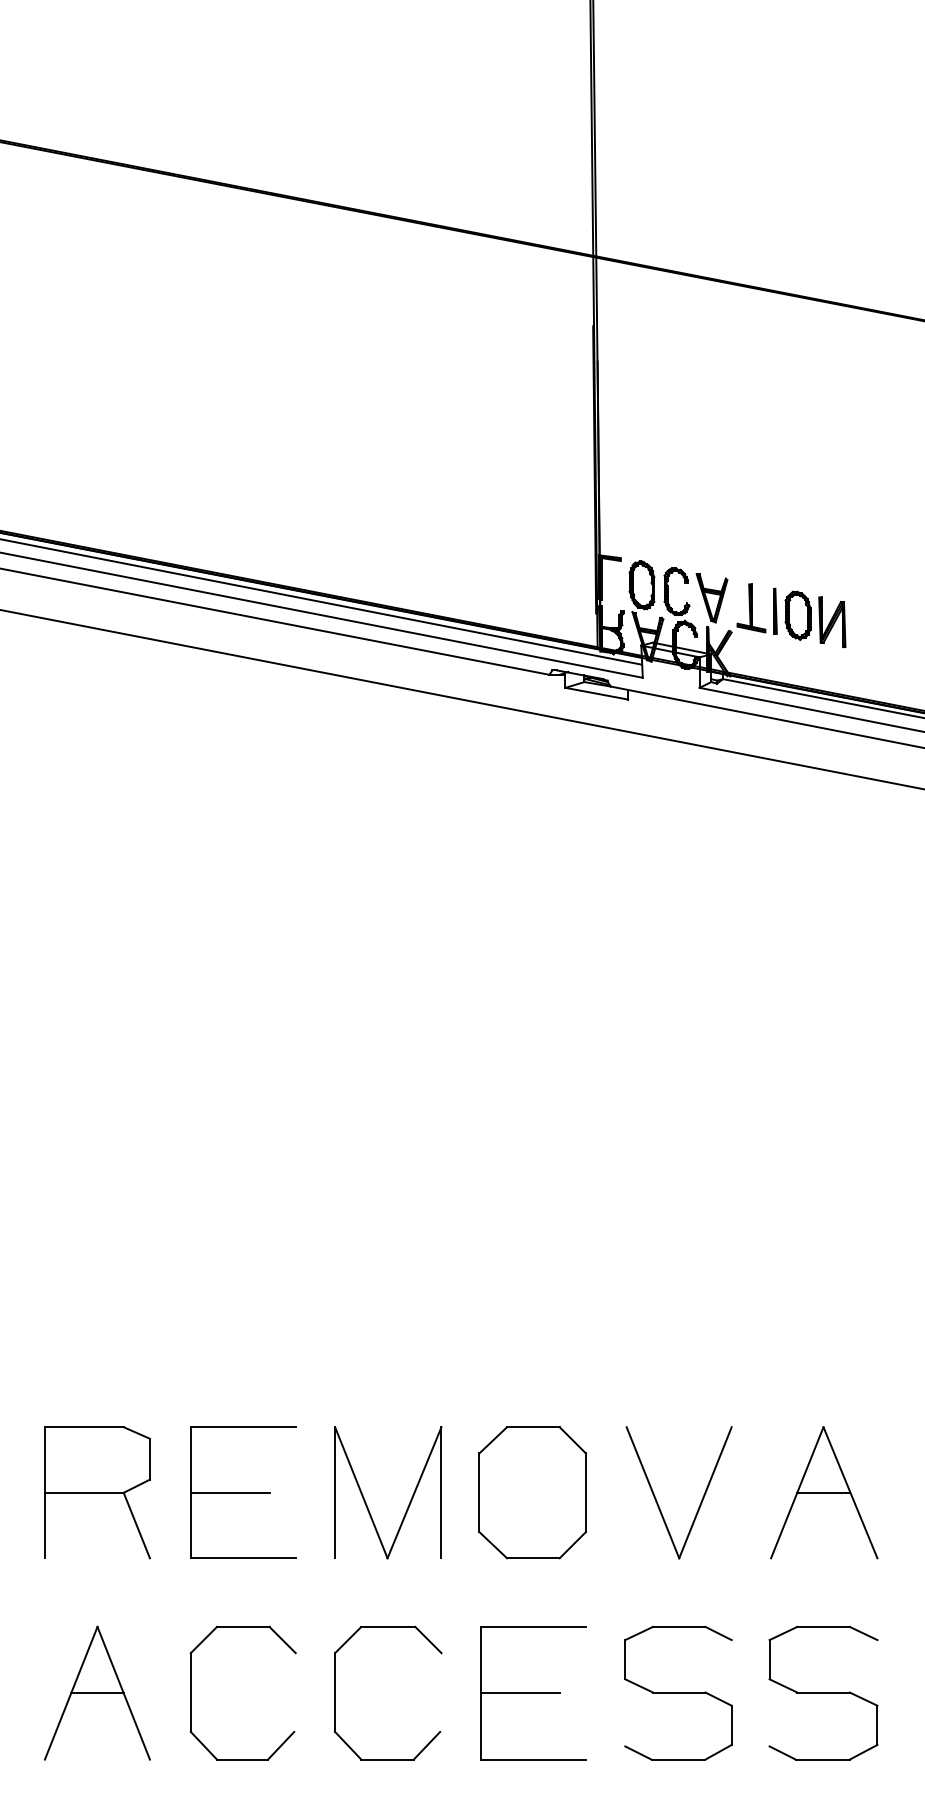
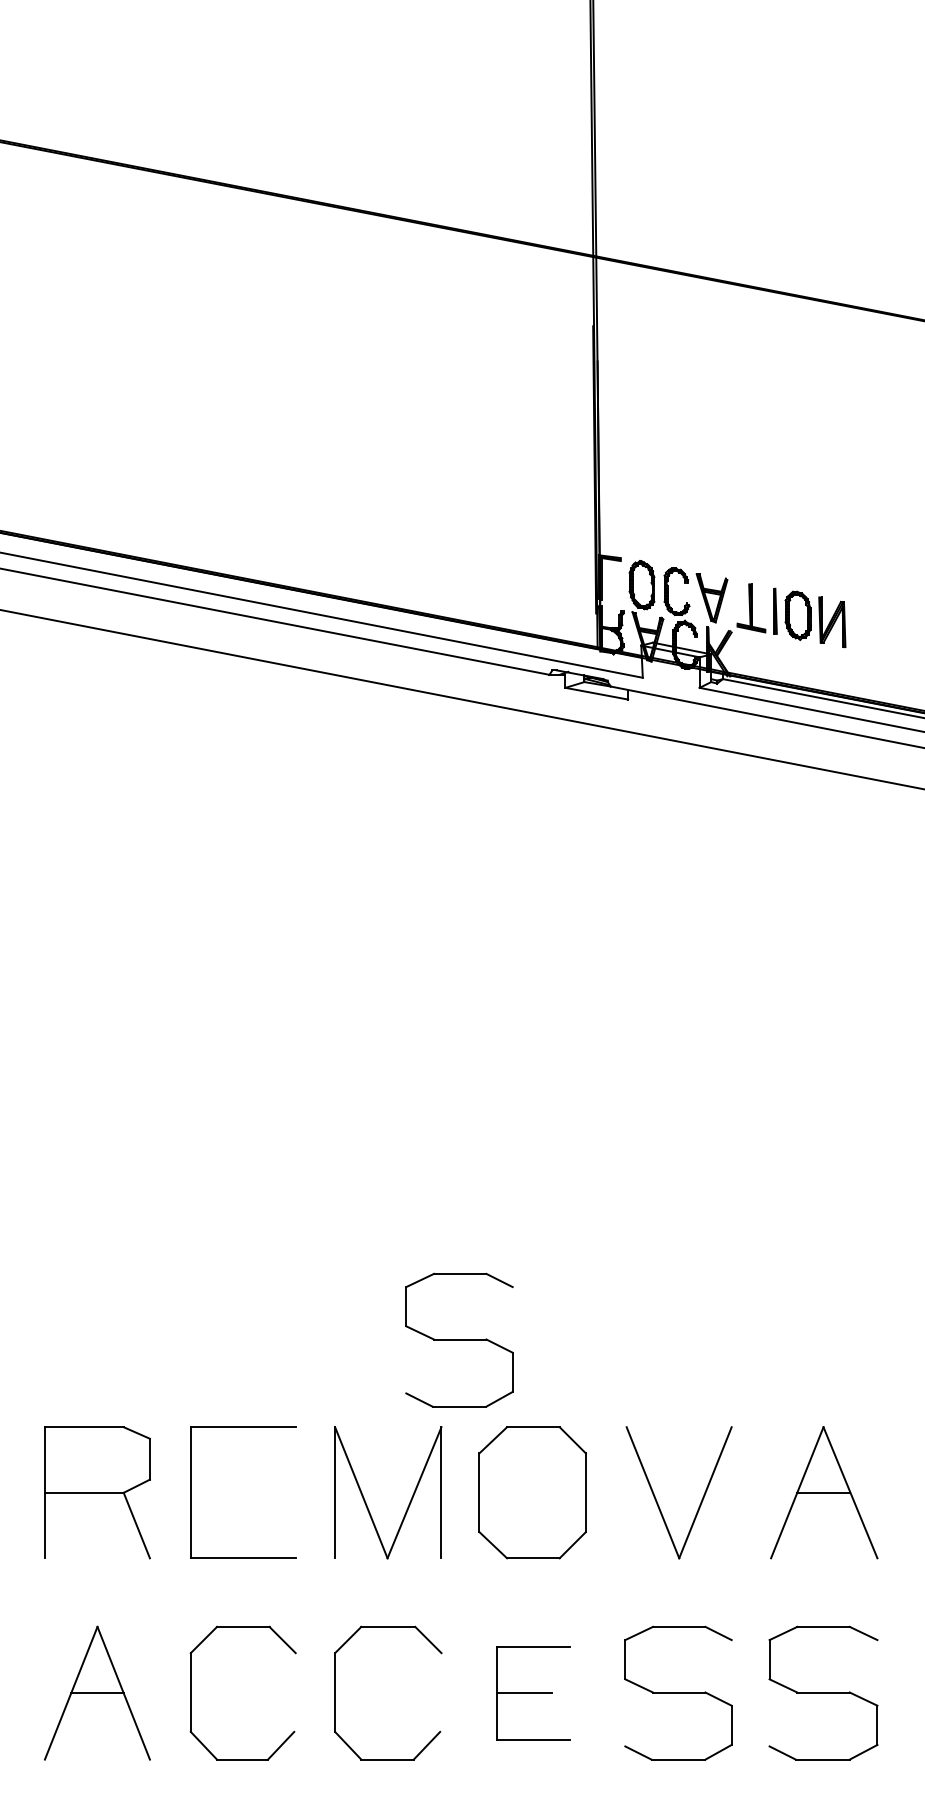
line: present -> none (321, 601)
part: none -> present (459, 1339)
line: present -> none (229, 1492)
part size: 107x135 px -> 75x95 px (533, 1693)
